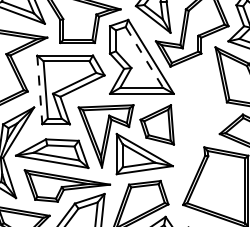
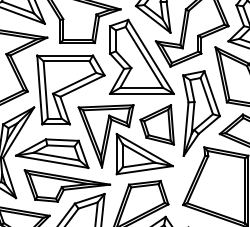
line: dashed -> solid (144, 57)
line: dashed -> solid (39, 89)
part: none -> present (201, 113)
